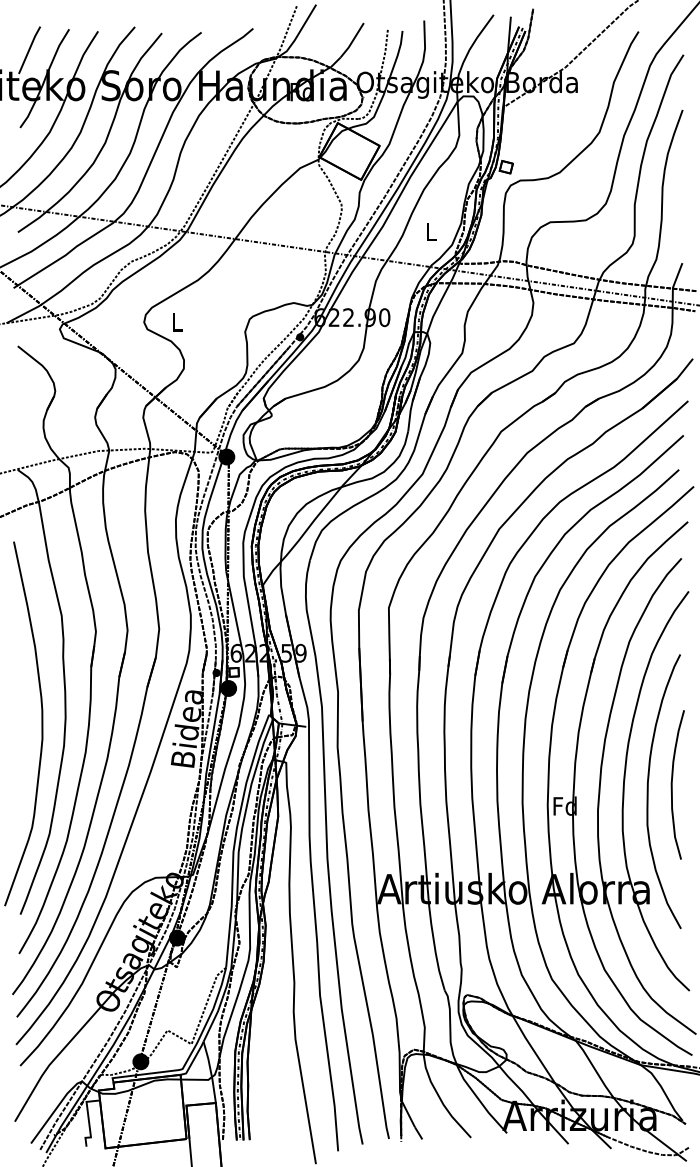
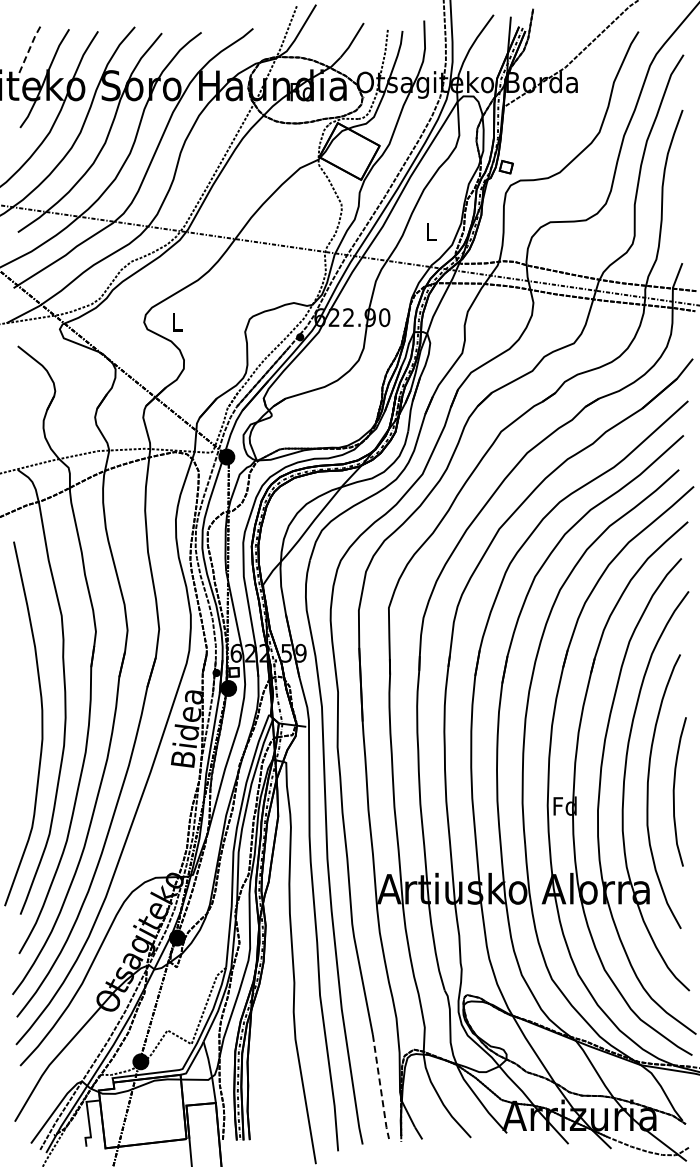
line: solid -> dashed (29, 49)
curve position: (672, 784) -> (674, 791) (674, 791)
line: solid -> dashed (380, 1088)
